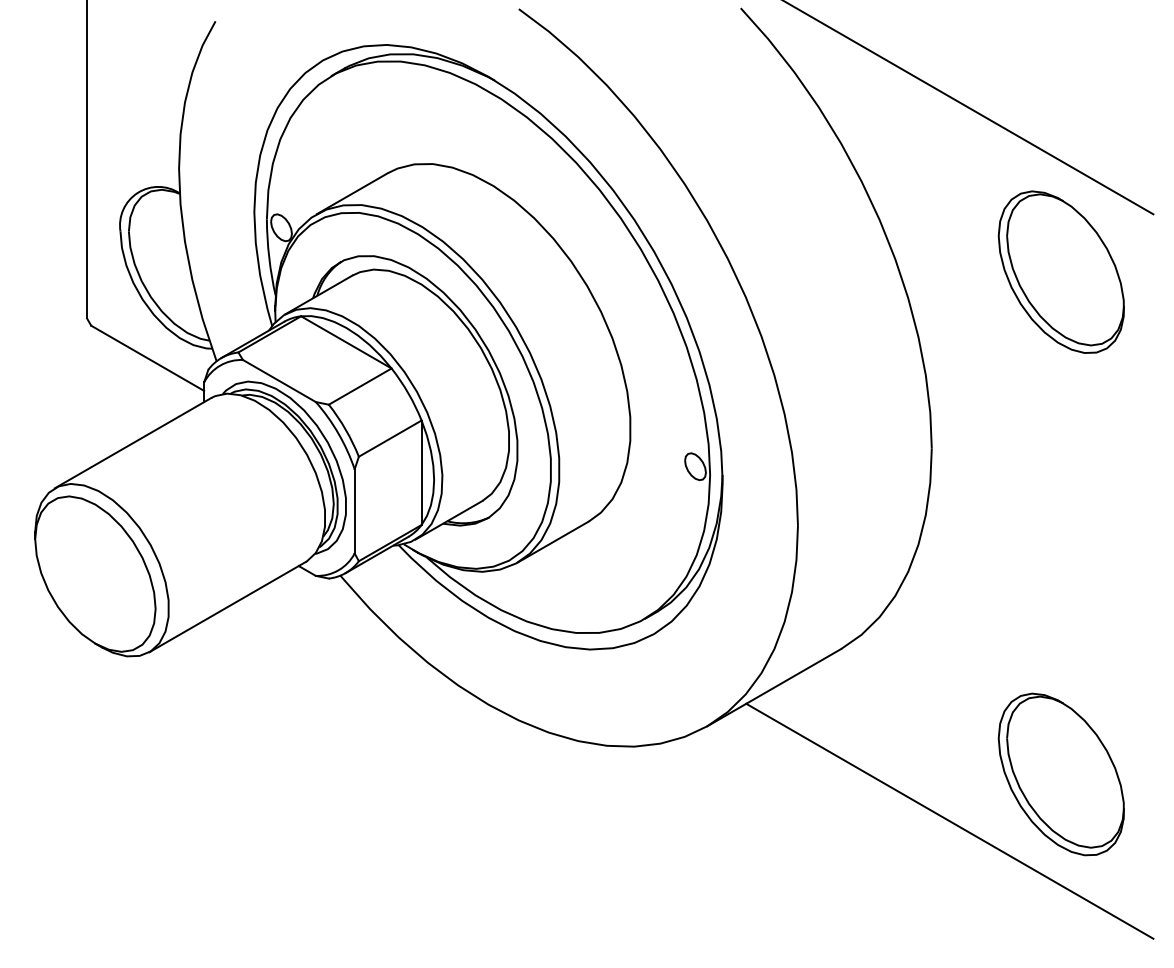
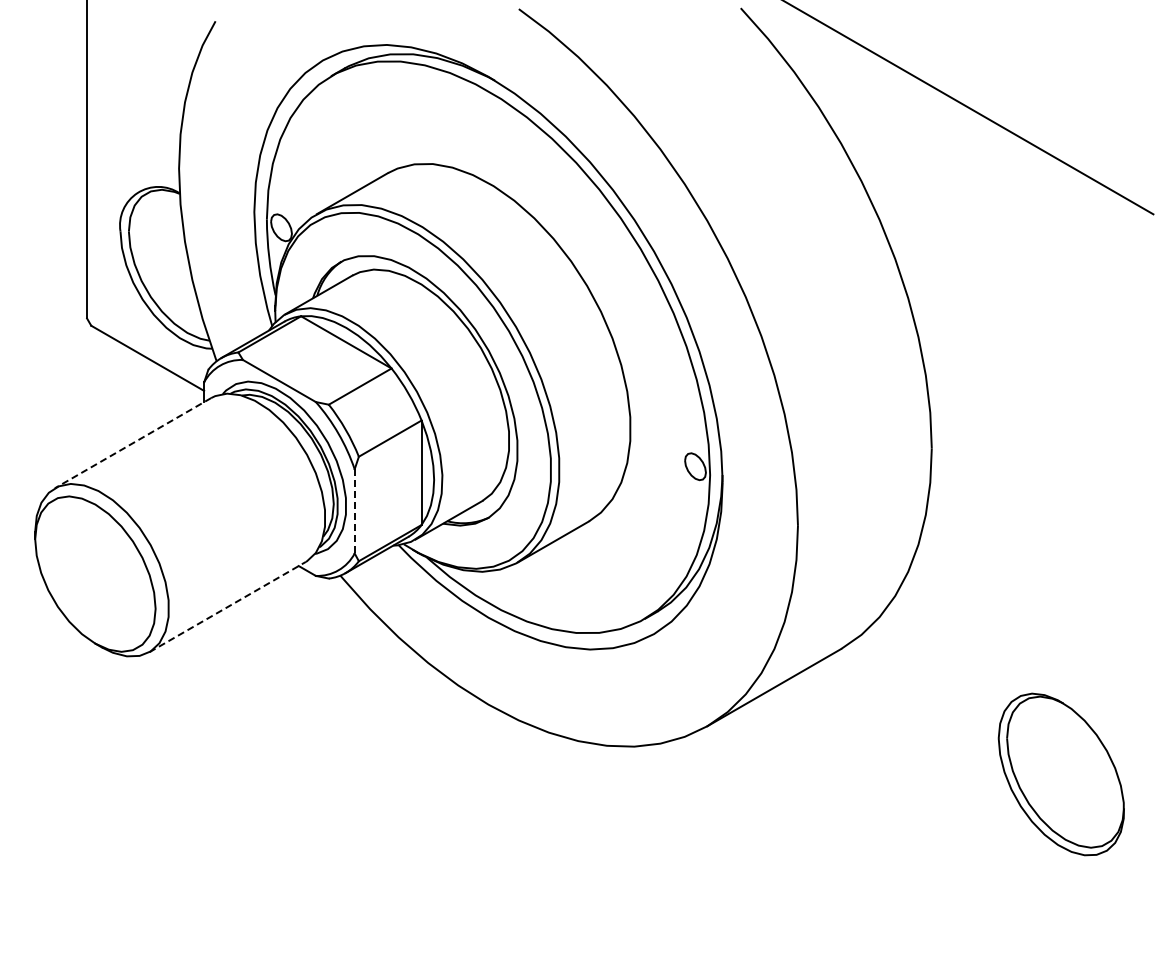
part: present -> none (1060, 271)
line: solid -> dashed (132, 443)
line: solid -> dashed (354, 510)
line: solid -> dashed (228, 606)
line: present -> none (949, 820)
